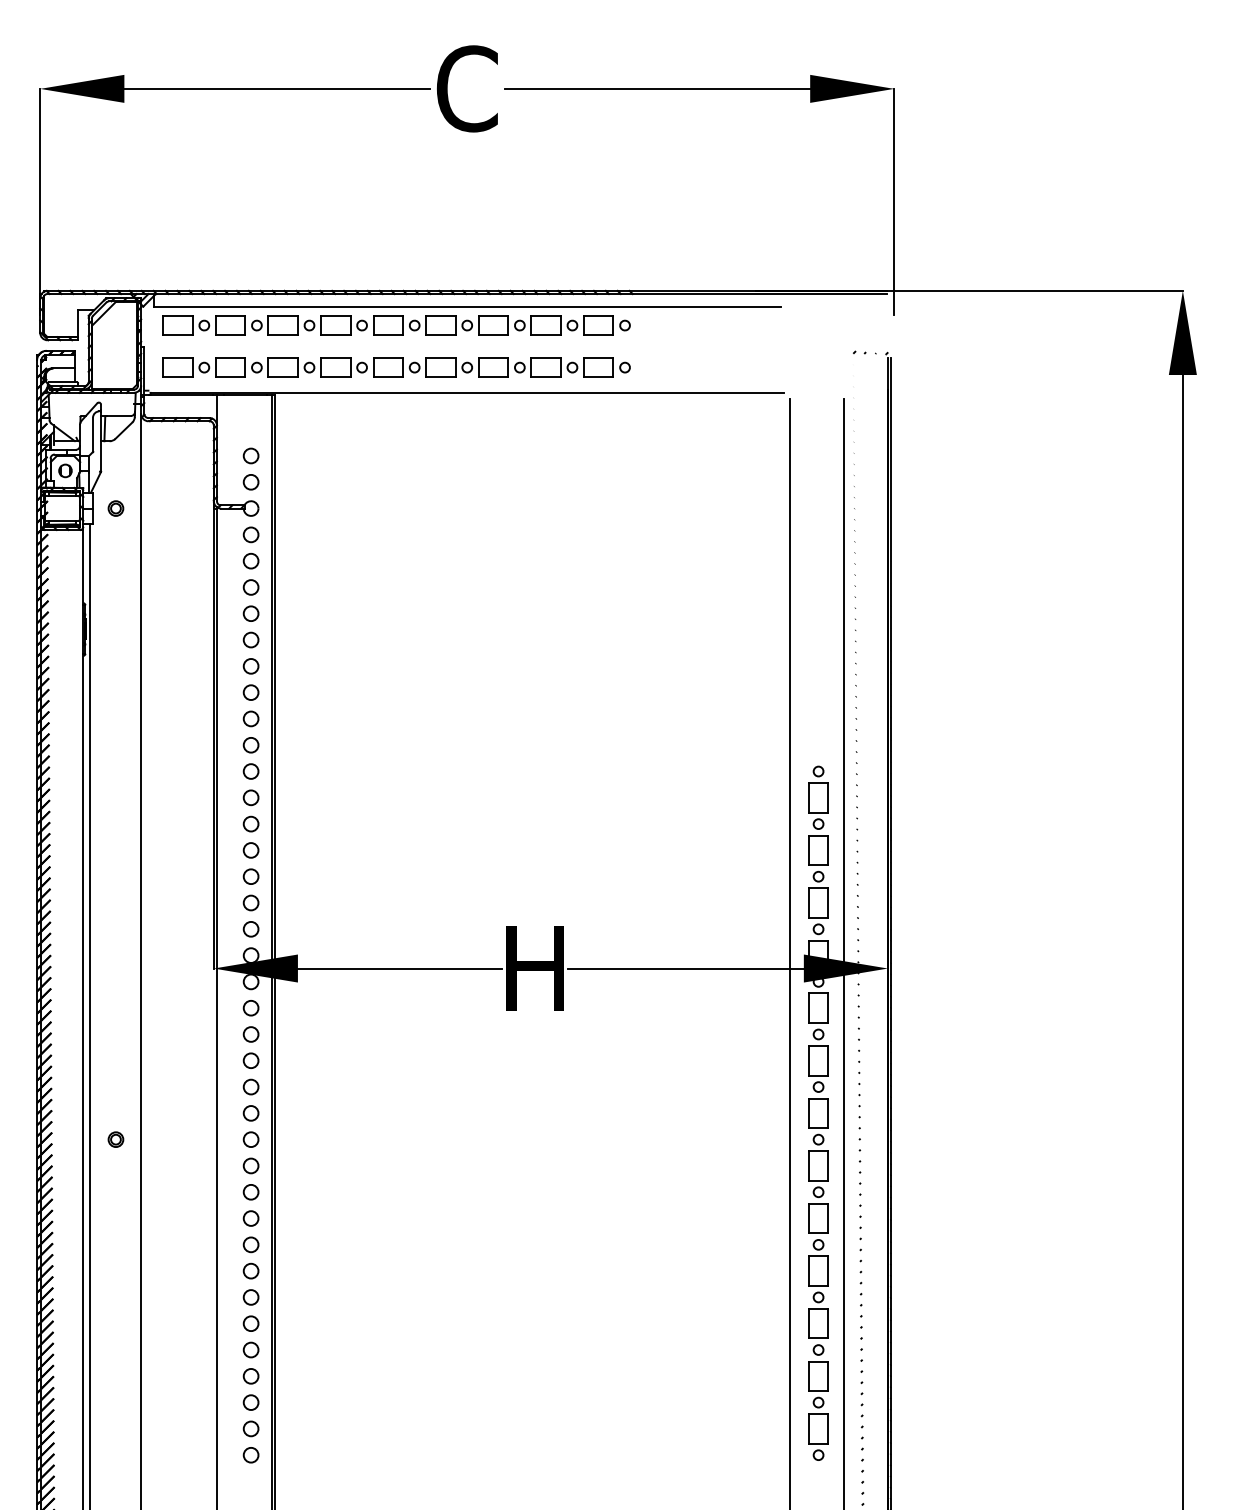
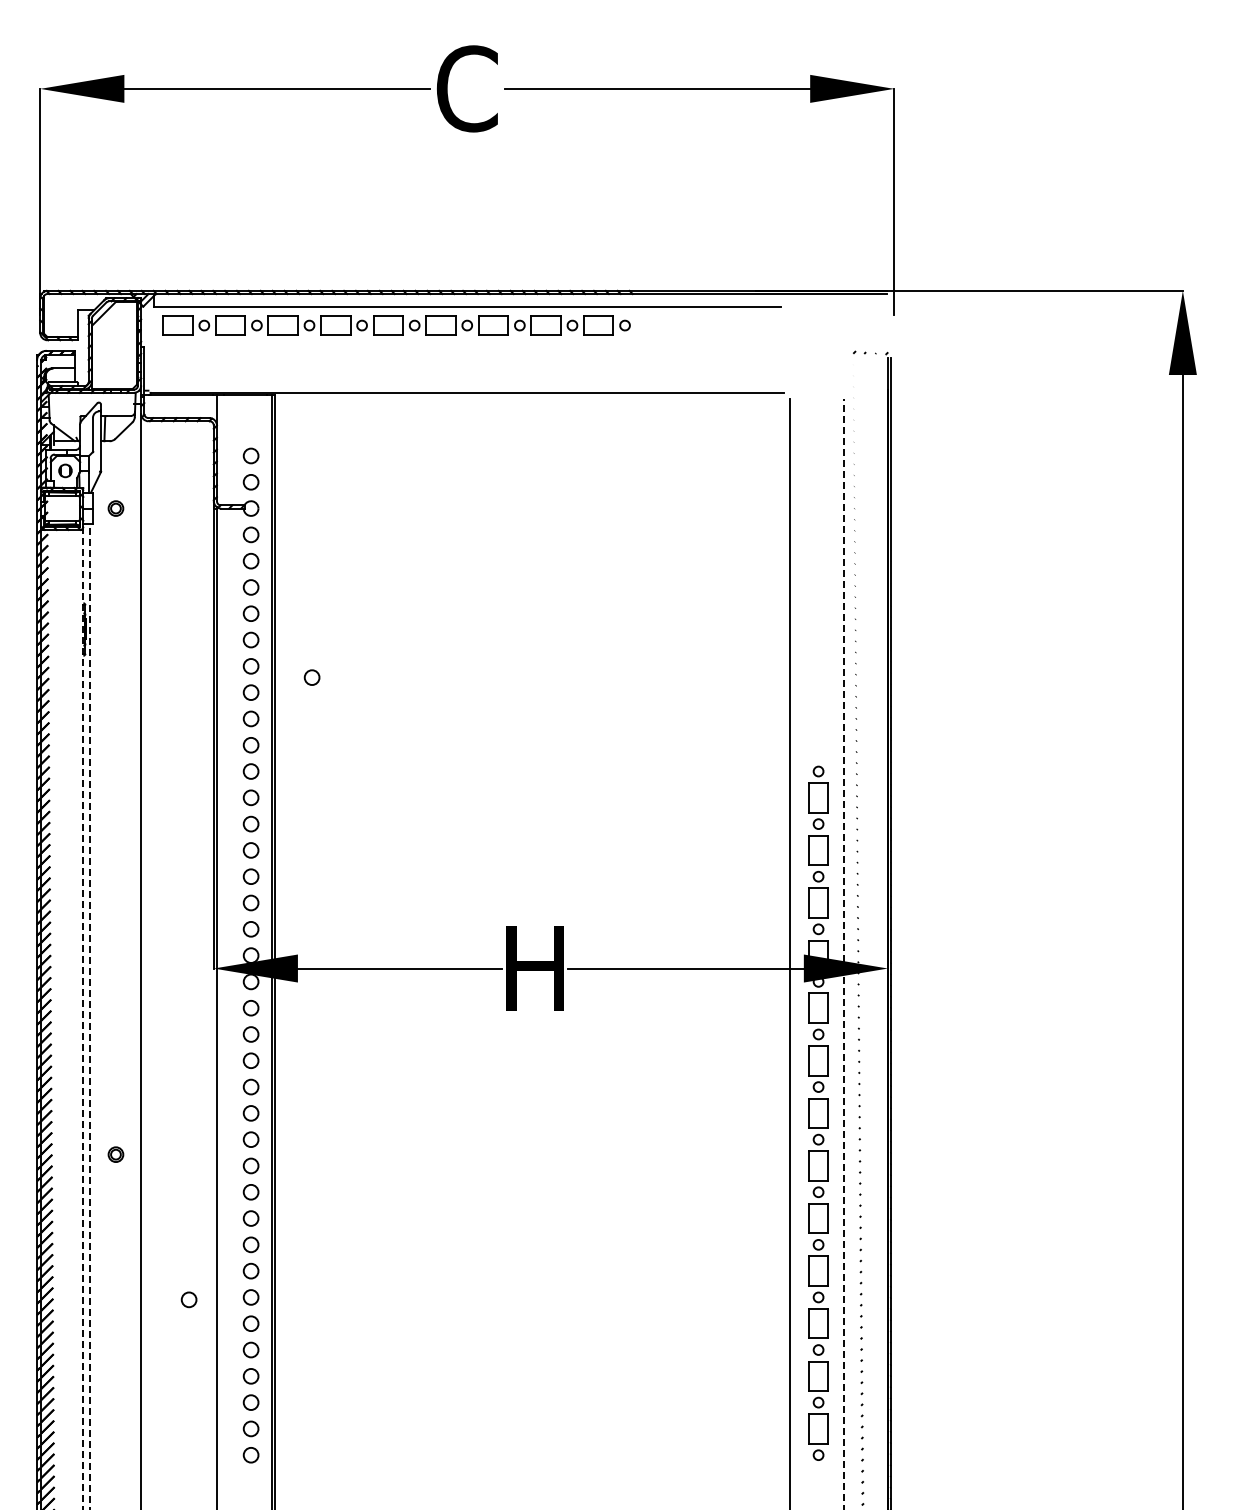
part: present -> none (396, 367)
circle: none -> present (311, 677)
line: solid -> dashed (843, 954)
line: solid -> dashed (89, 1017)
line: solid -> dashed (83, 1019)
part position: (115, 1139) -> (115, 1154) (115, 1154)
circle: none -> present (188, 1299)
